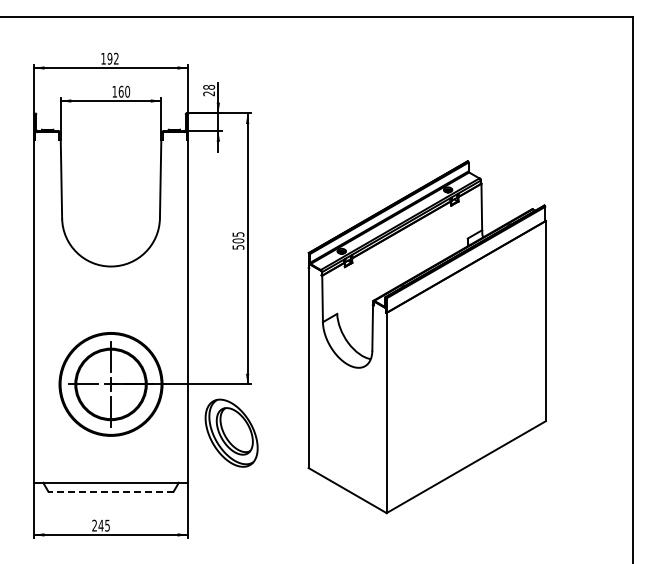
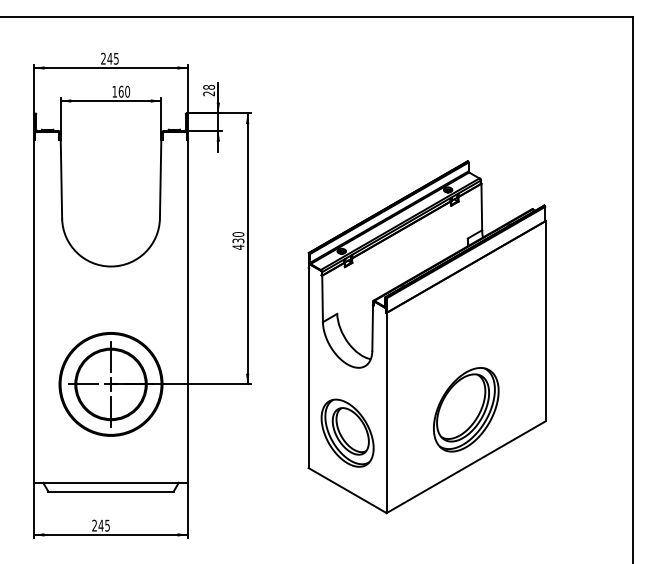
text: 192 -> 245 (109, 58)
text: 505 -> 430 (238, 240)
part: none -> present (466, 409)
part position: (231, 432) -> (347, 432) (347, 432)
line: dashed -> solid (111, 491)
